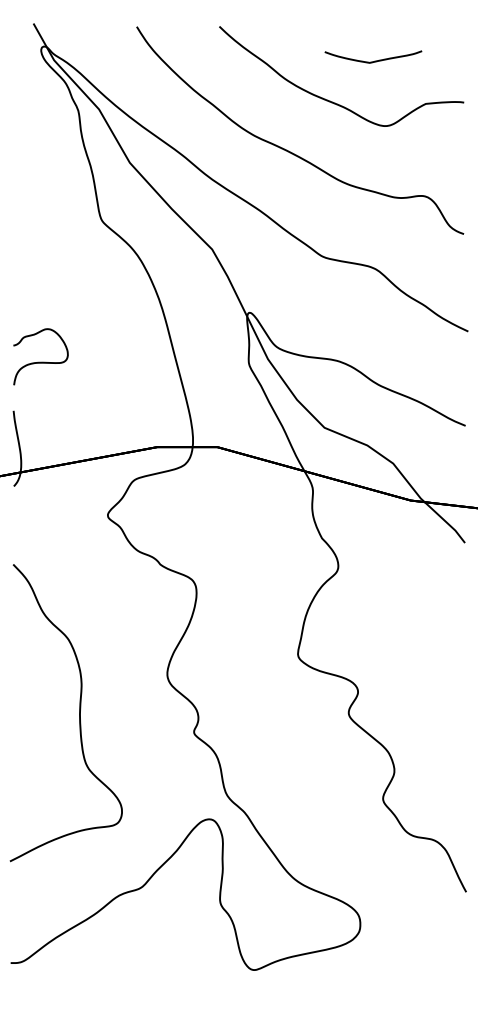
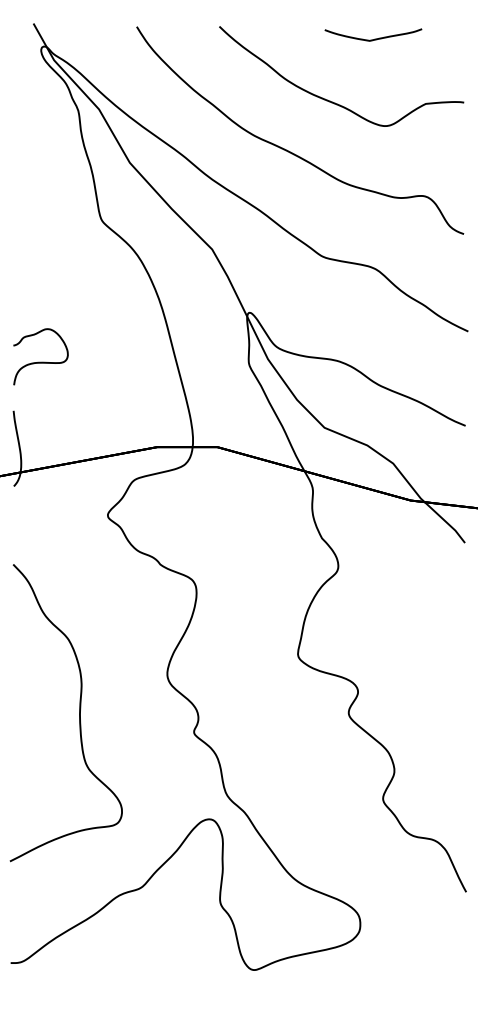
curve position: (374, 60) -> (374, 38) (374, 38)
